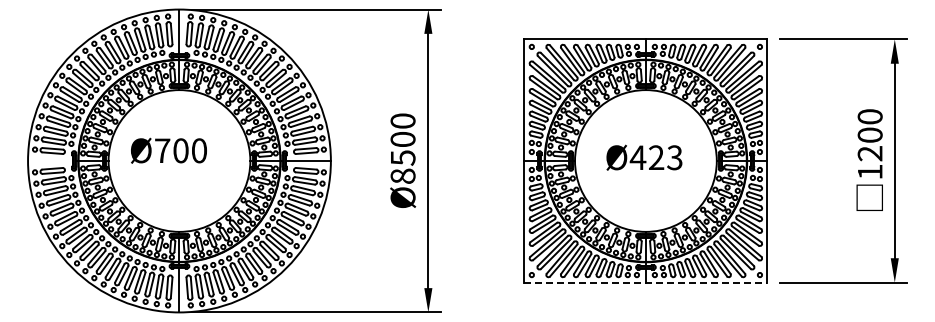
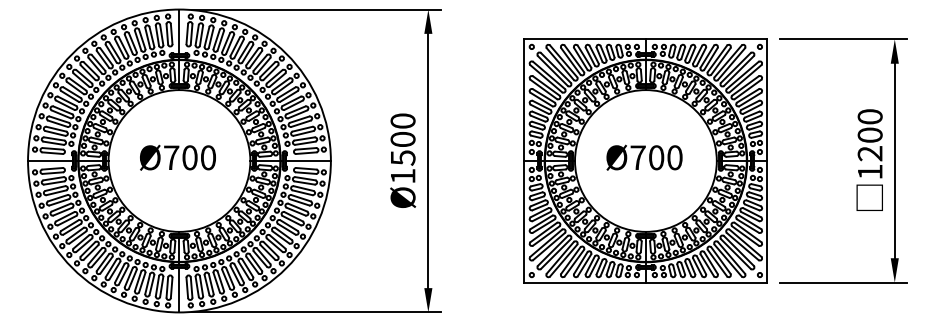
text position: (168, 150) -> (177, 157) (177, 157)
text: Ø423 -> Ø700 (655, 157)
line: none -> present (50, 161)
text: Ø8500 -> Ø1500 (402, 175)
line: dashed -> solid (645, 282)
